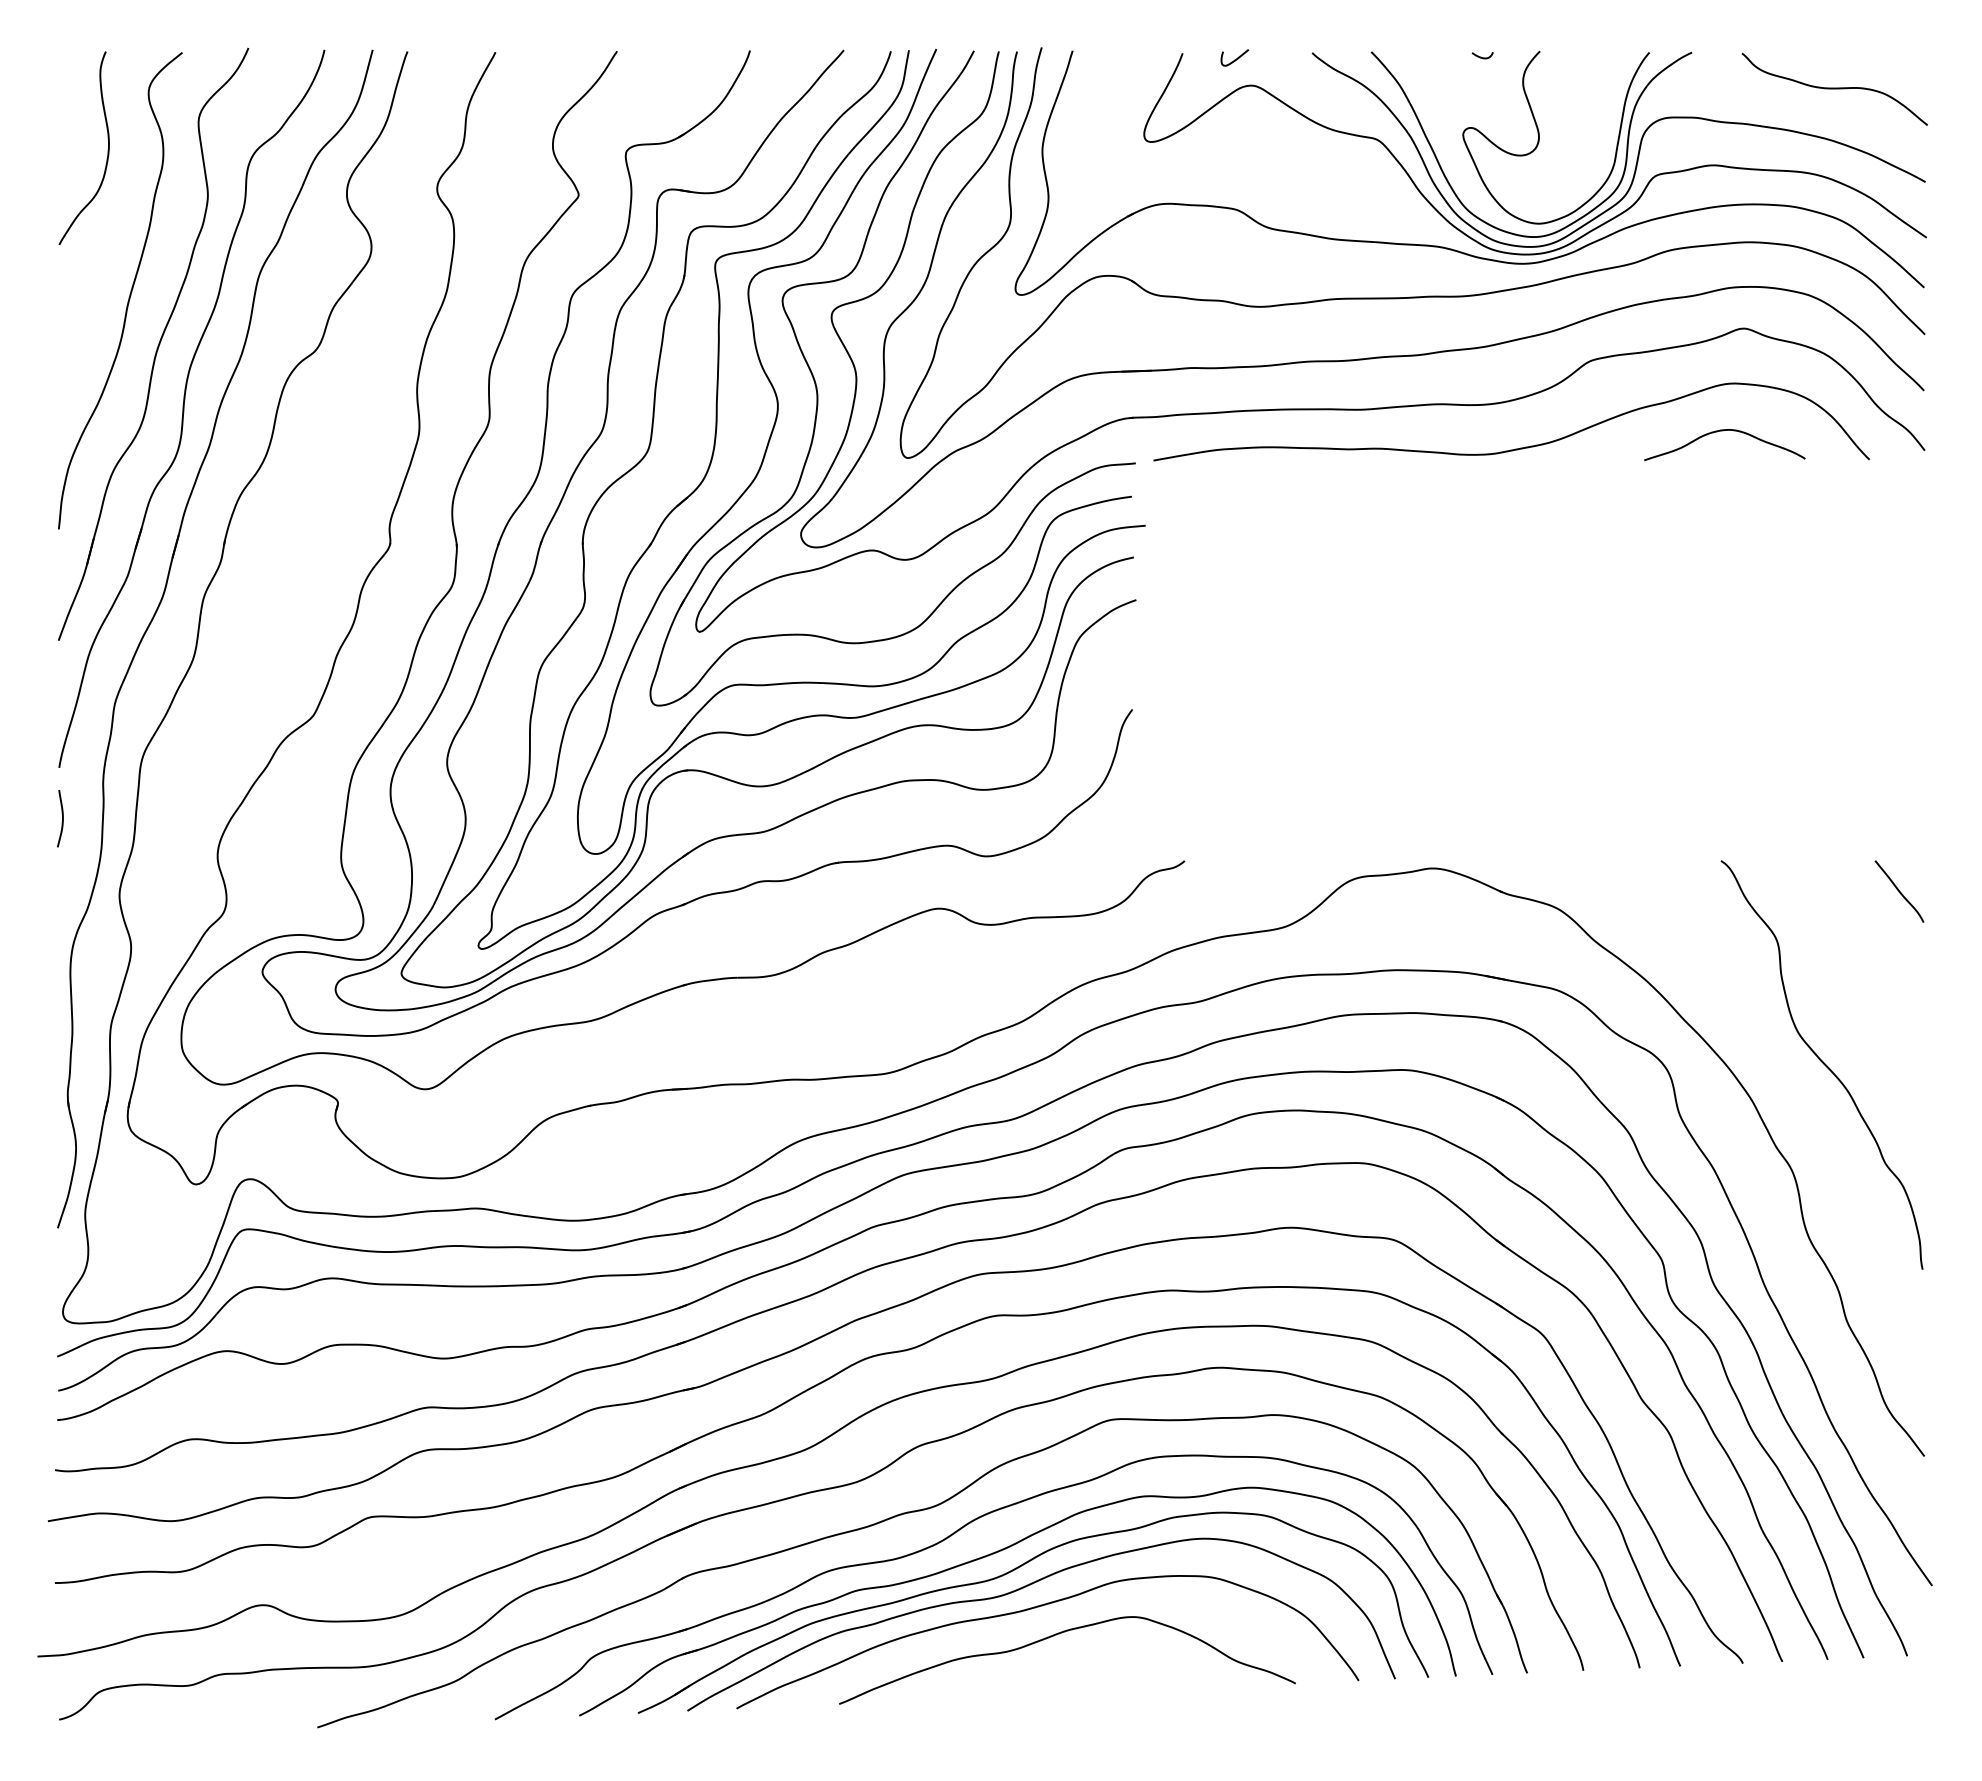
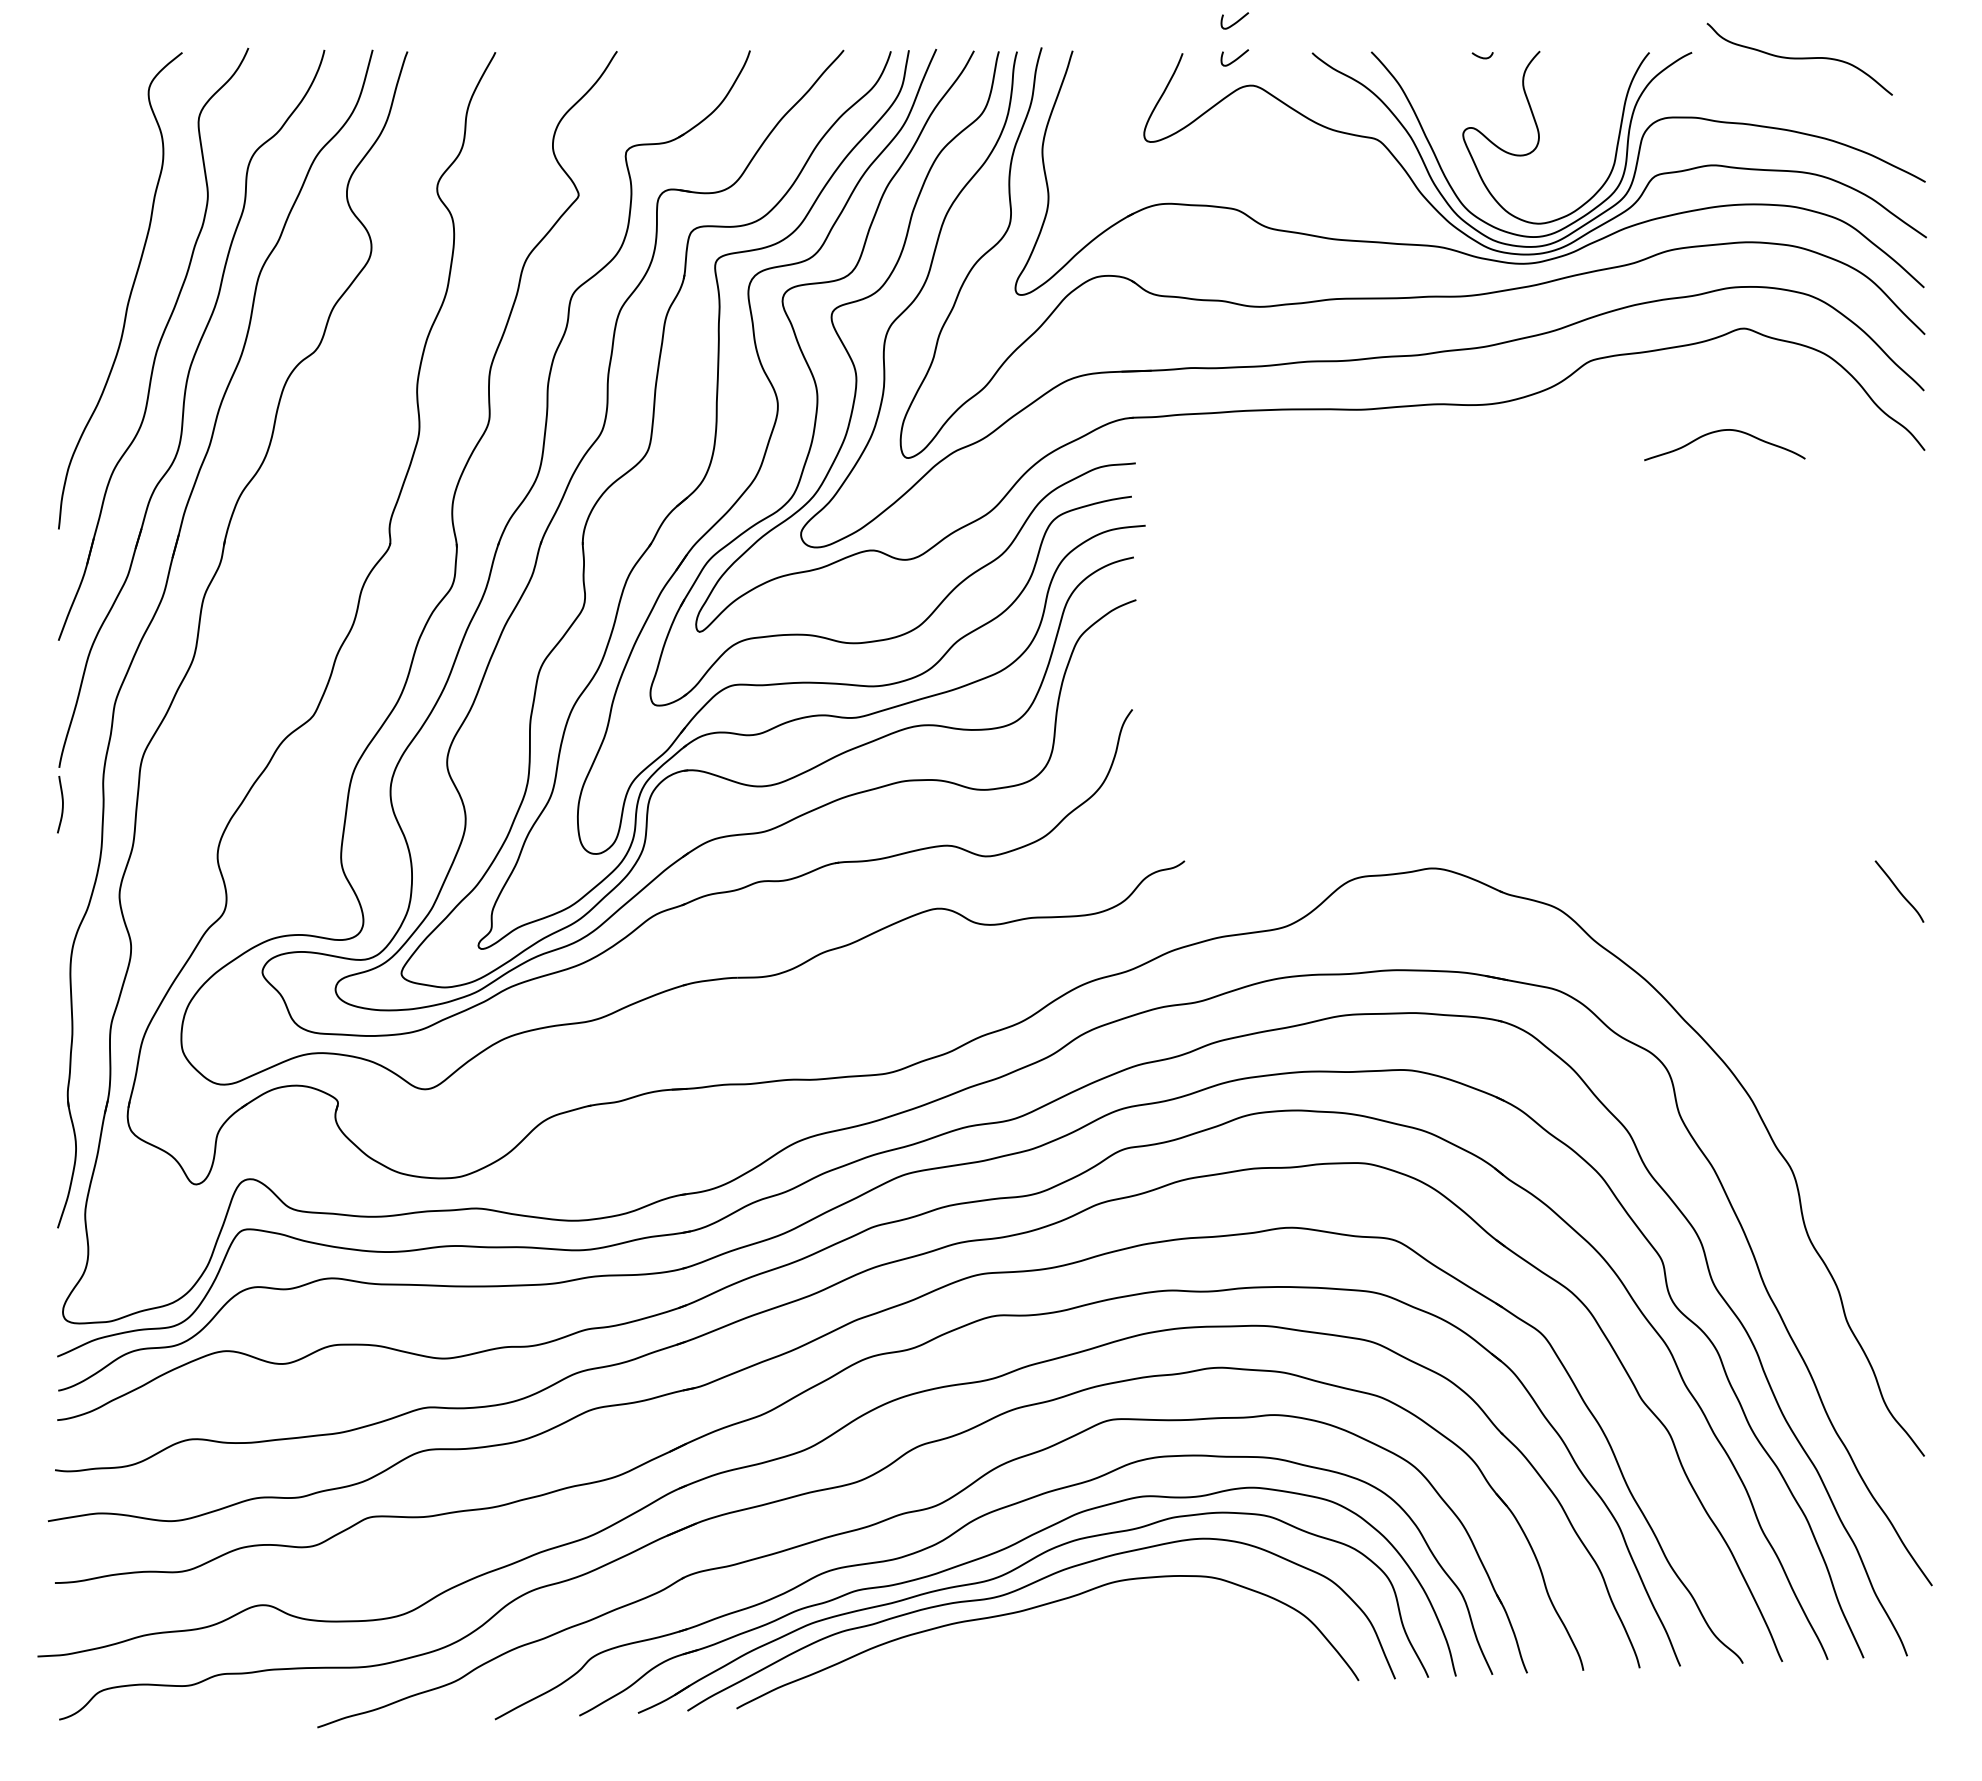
curve: none -> present (1234, 22)
curve position: (1834, 88) -> (1799, 58) (1799, 58)
curve: present -> none (107, 149)
curve: present -> none (1515, 448)
curve position: (62, 818) -> (62, 804) (62, 804)
curve: present -> none (1822, 1063)
curve: present -> none (1059, 1634)
